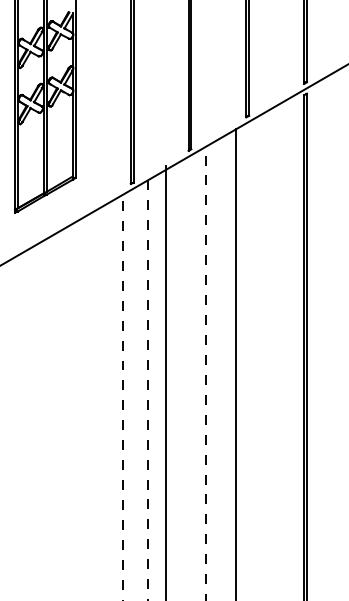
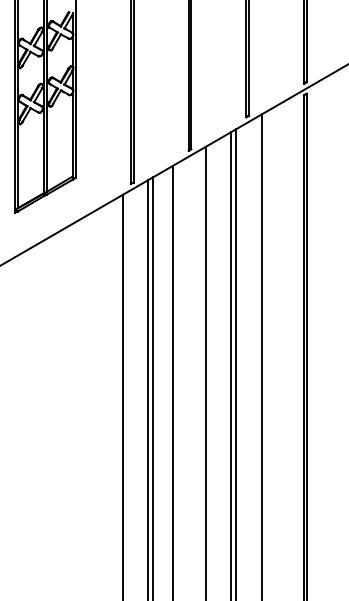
line: none -> present (261, 355)
line: none -> present (231, 364)
line: dashed -> solid (205, 373)
line position: (166, 381) -> (173, 381) (173, 381)
line: none -> present (152, 387)
line: dashed -> solid (147, 390)
line: dashed -> solid (122, 397)
